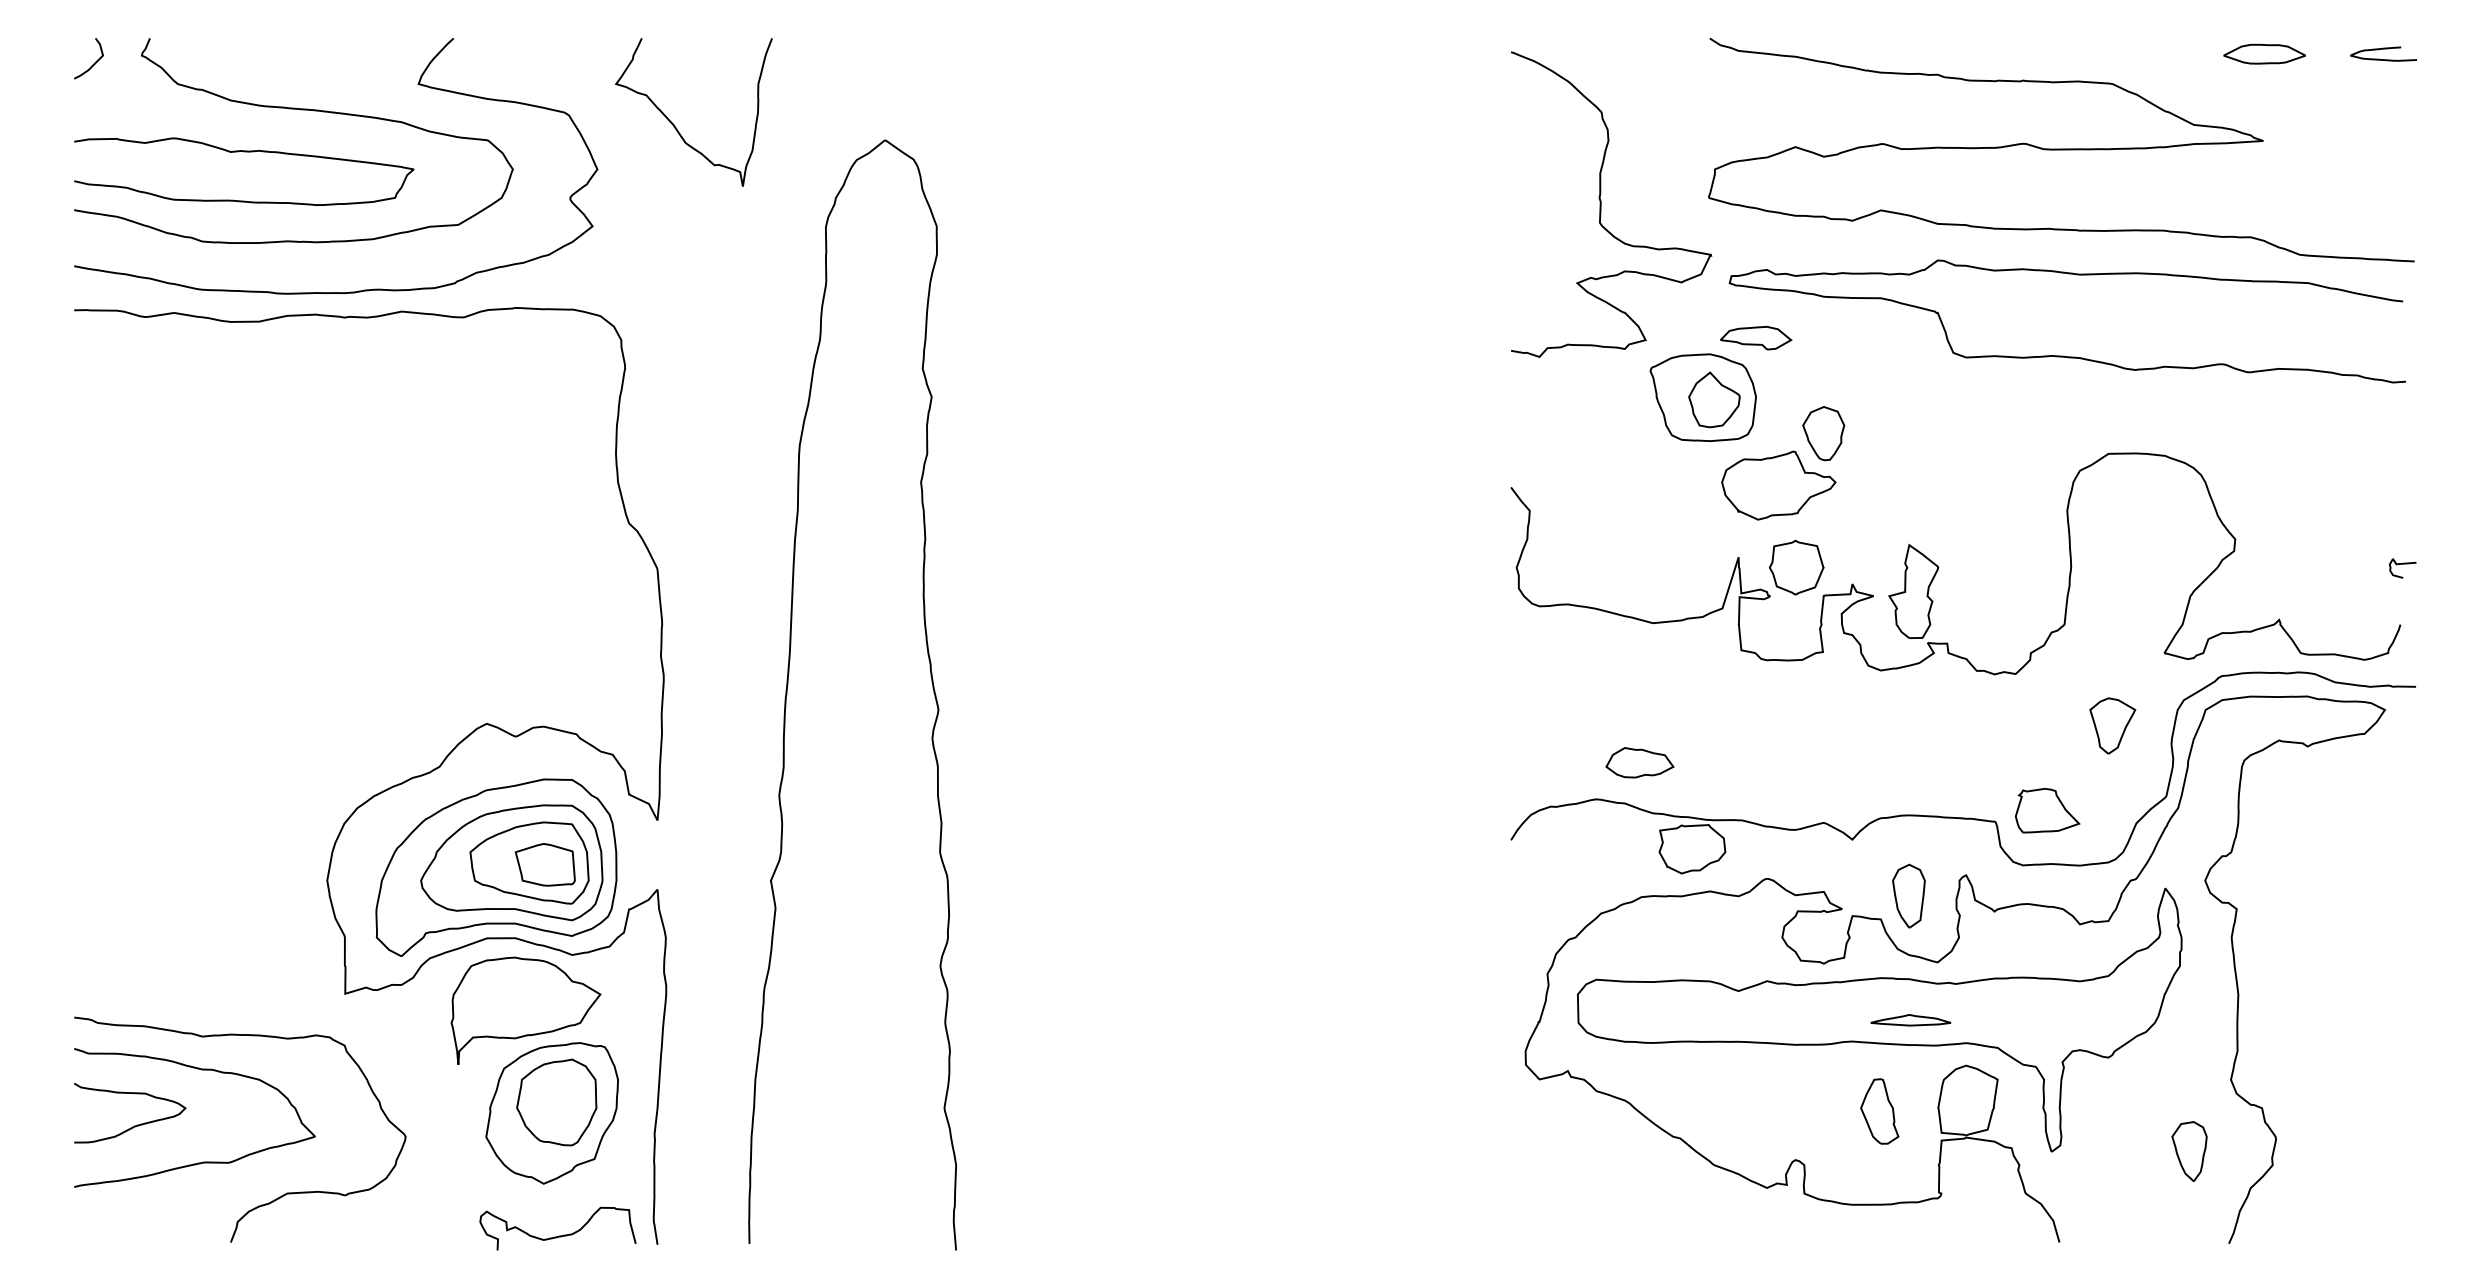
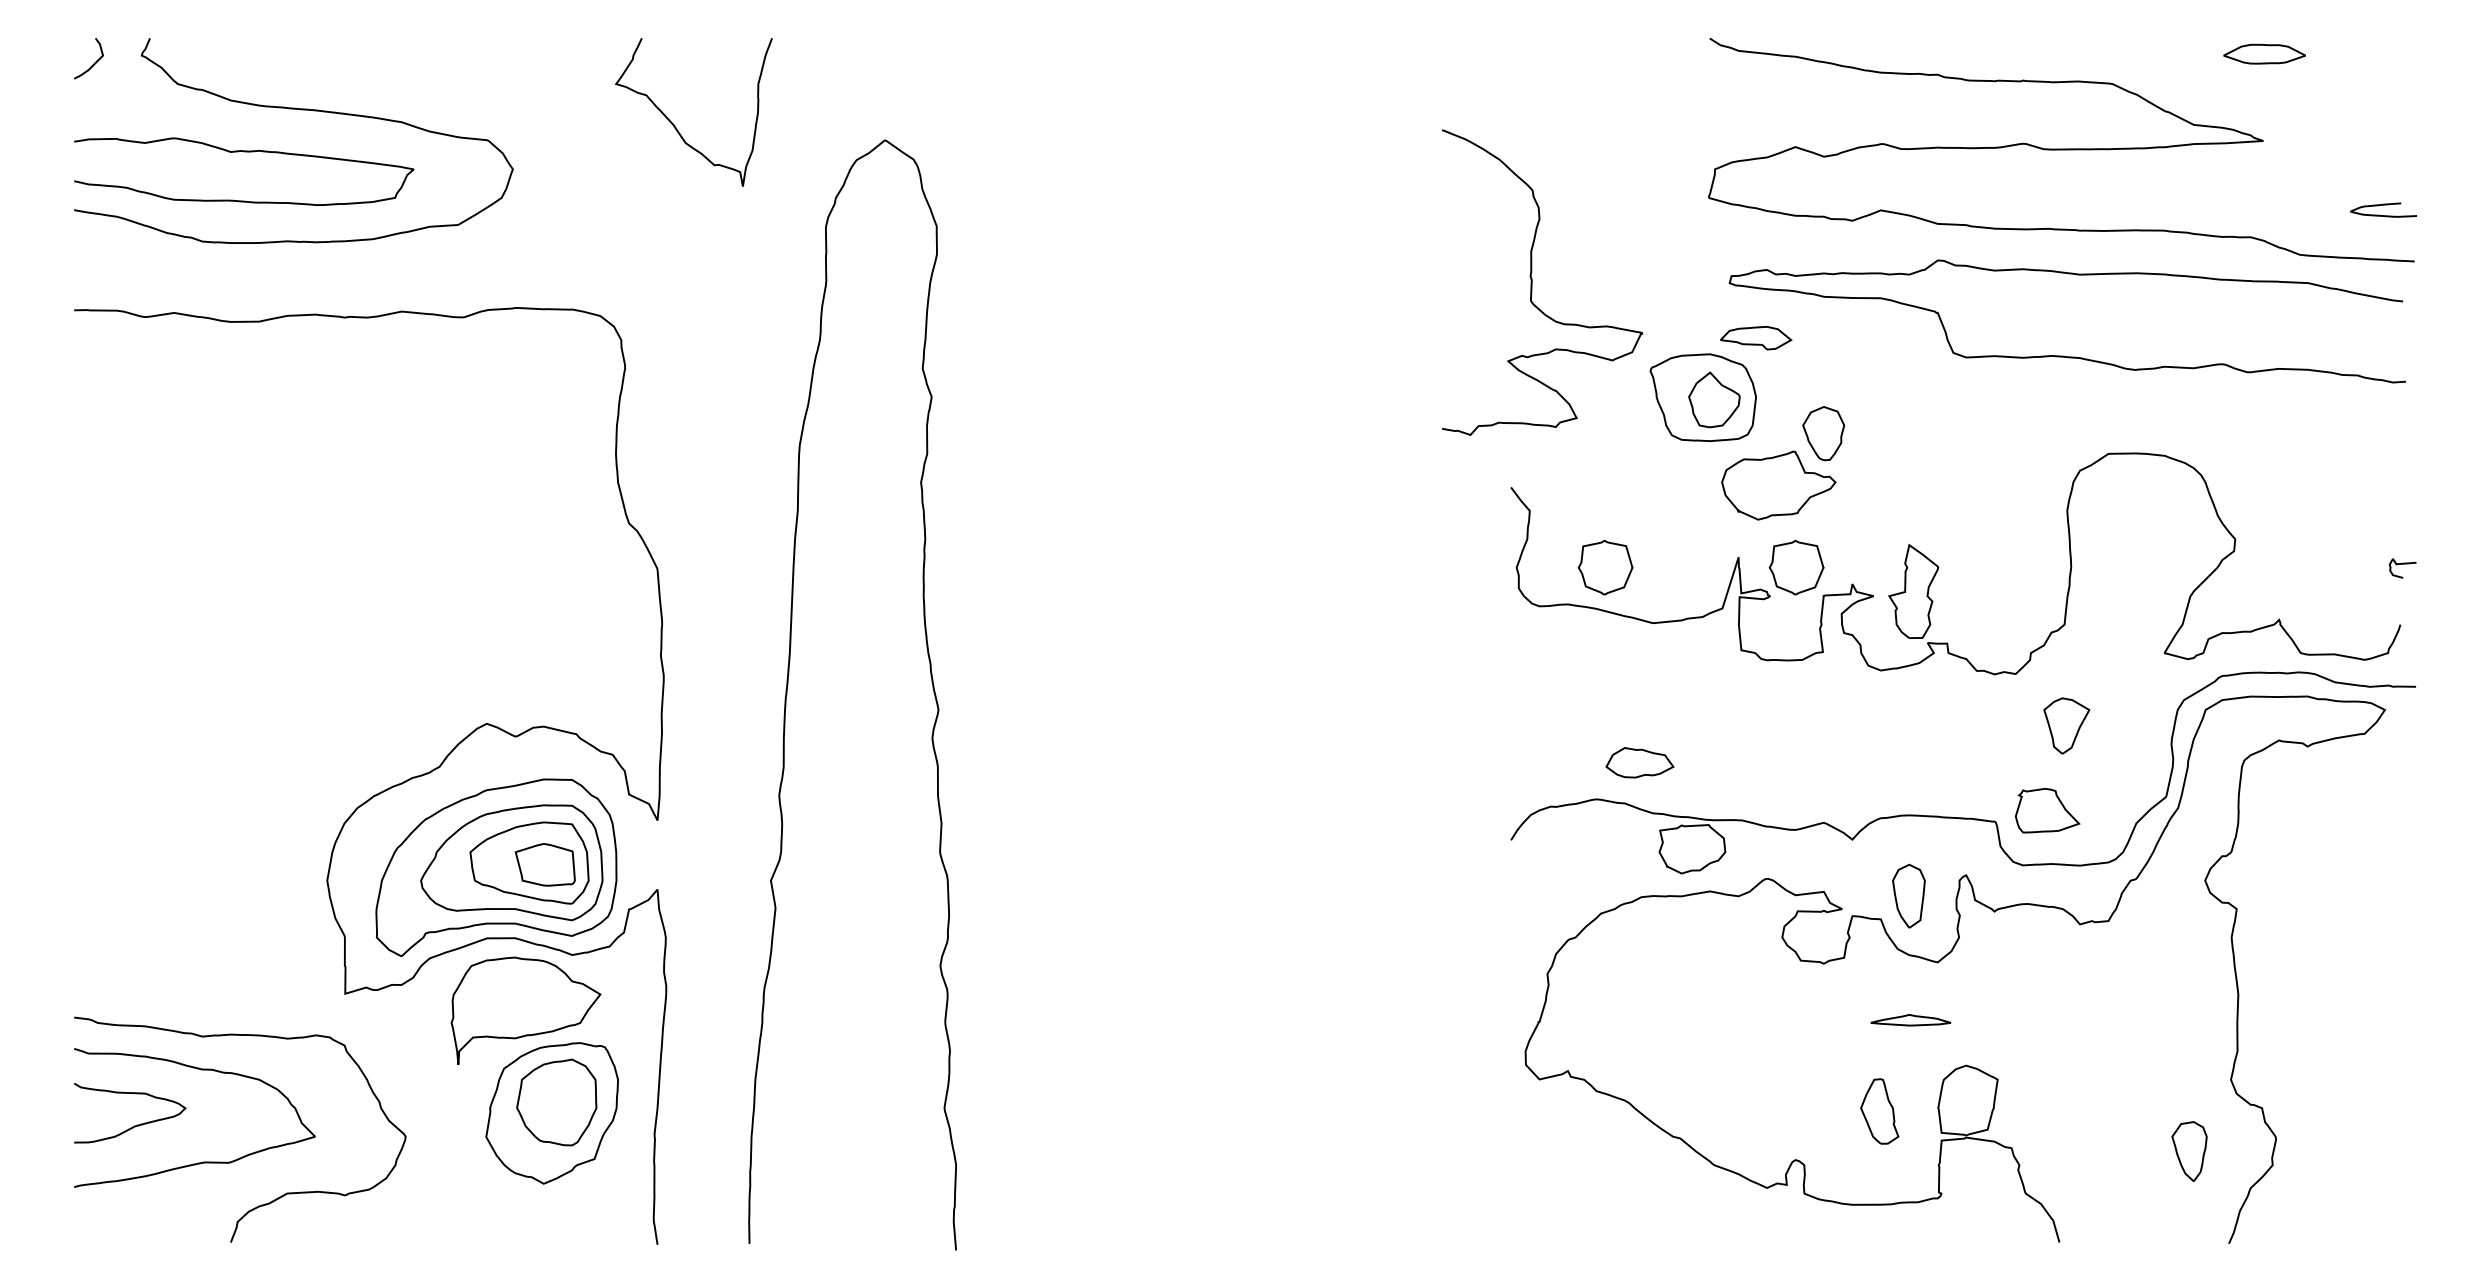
curve position: (2383, 49) -> (2383, 205) (2383, 205)
curve: present -> none (417, 84)
curve position: (1601, 204) -> (1532, 282) (1532, 282)
part: none -> present (1605, 567)
part position: (2112, 725) -> (2066, 725) (2066, 725)
part: present -> none (1879, 1019)
curve: present -> none (558, 1235)
